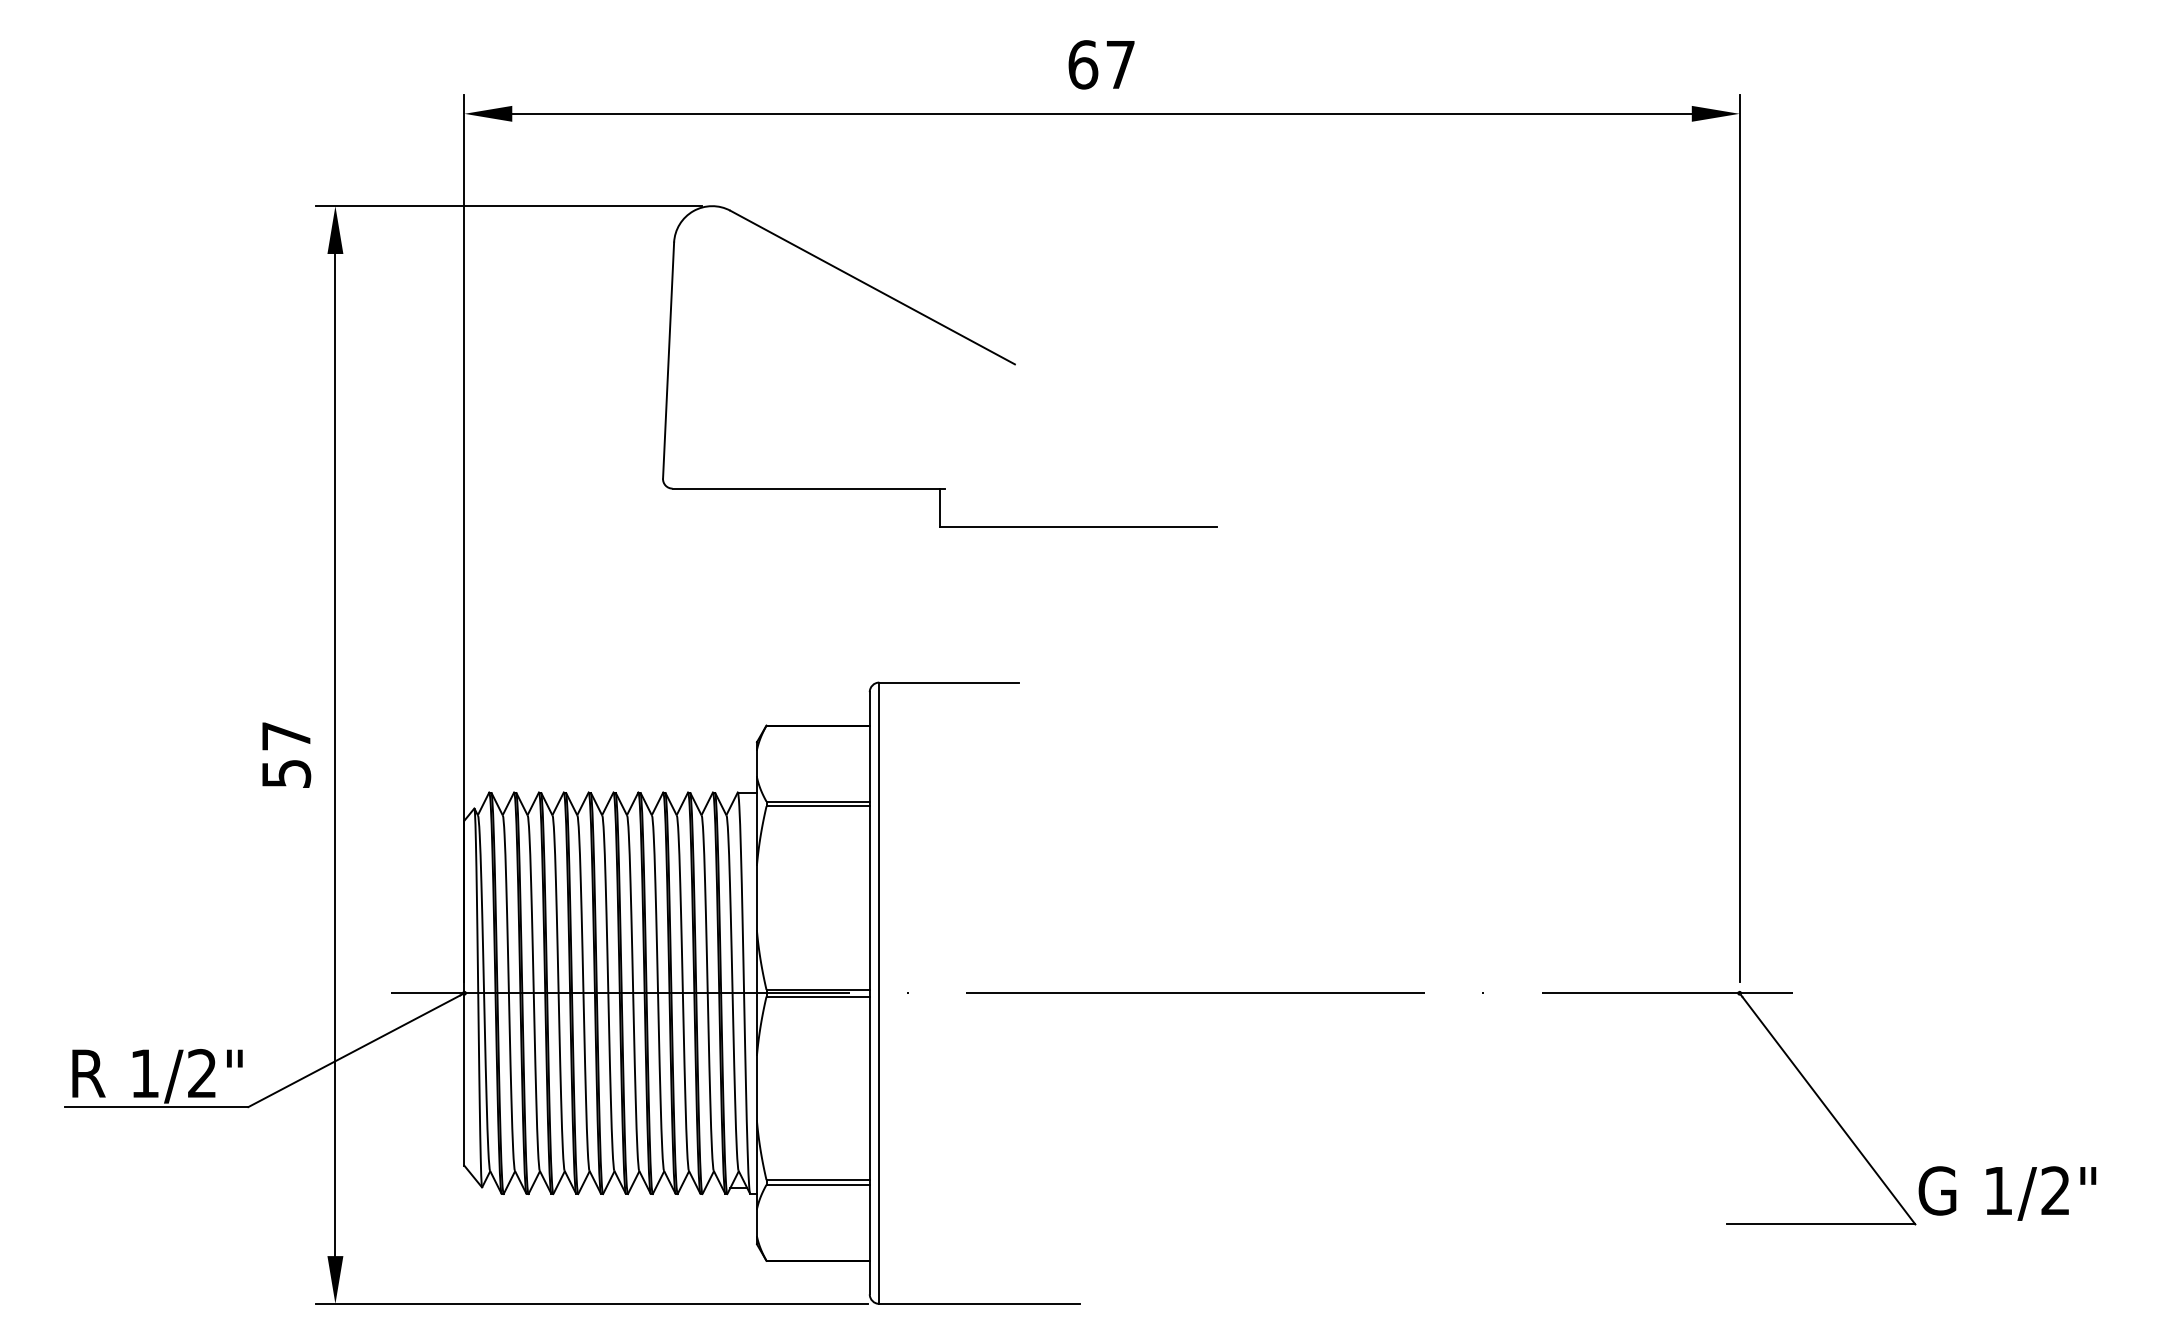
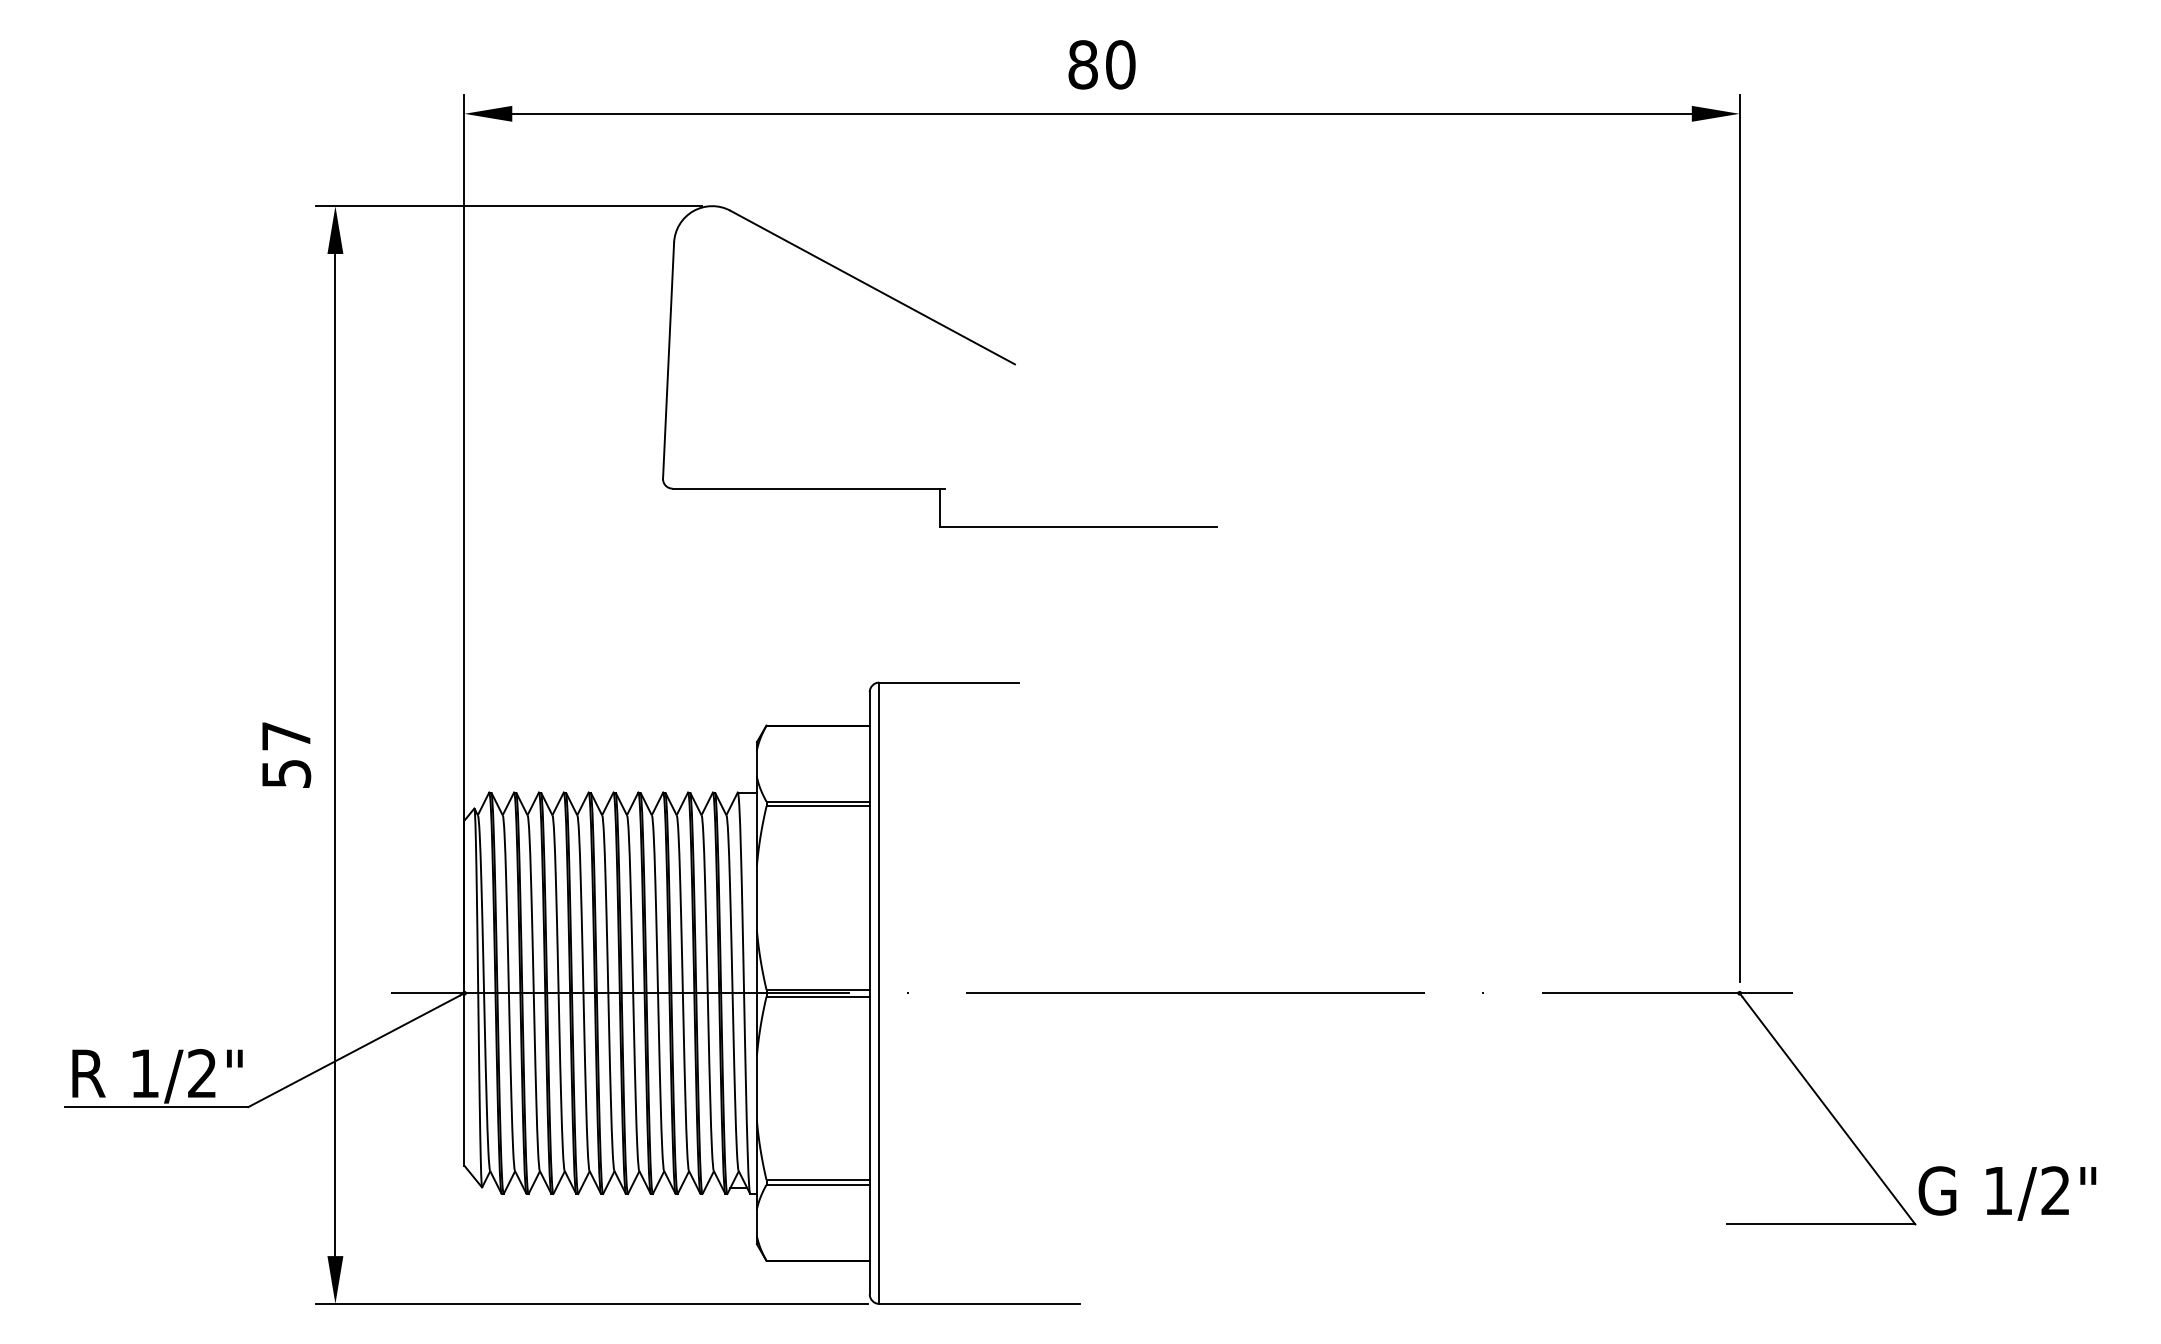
text: 67 -> 80 (1101, 64)
